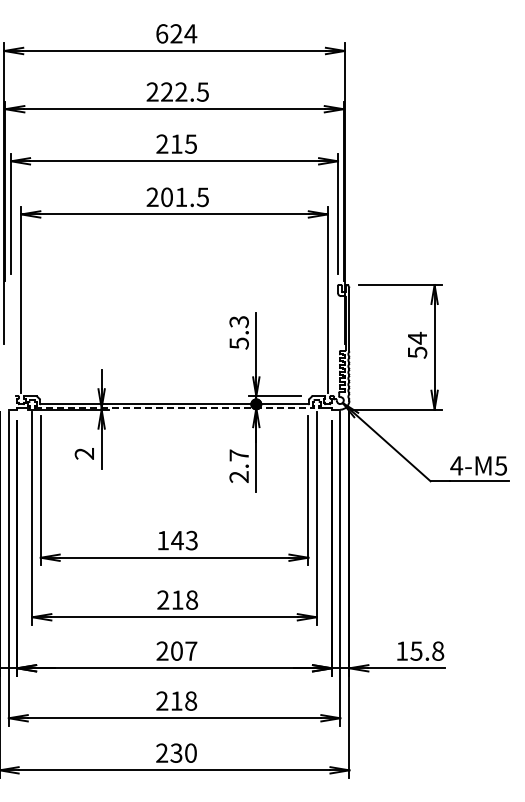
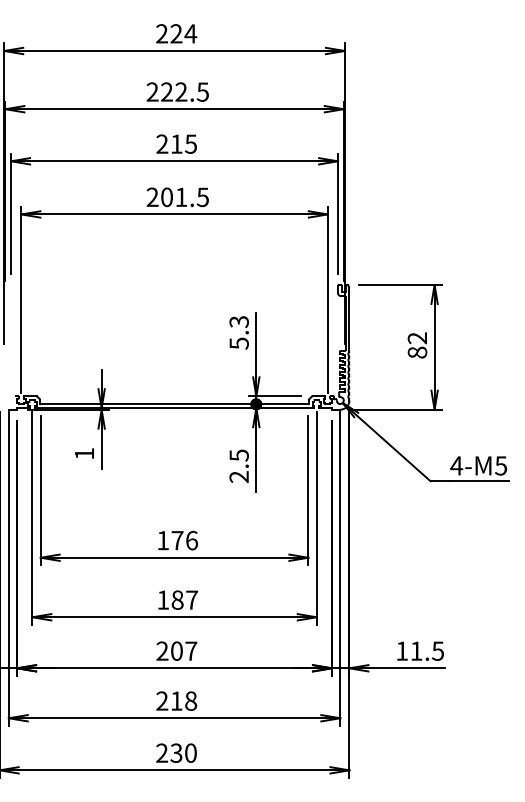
text: 624 -> 224 (162, 33)
text: 54 -> 82 (417, 344)
line: dashed -> solid (175, 408)
text: 2 -> 1 (83, 453)
text: 2.7 -> 2.5 (238, 455)
text: 143 -> 176 (184, 540)
text: 218 -> 187 (177, 599)
text: 15.8 -> 11.5 (427, 650)
